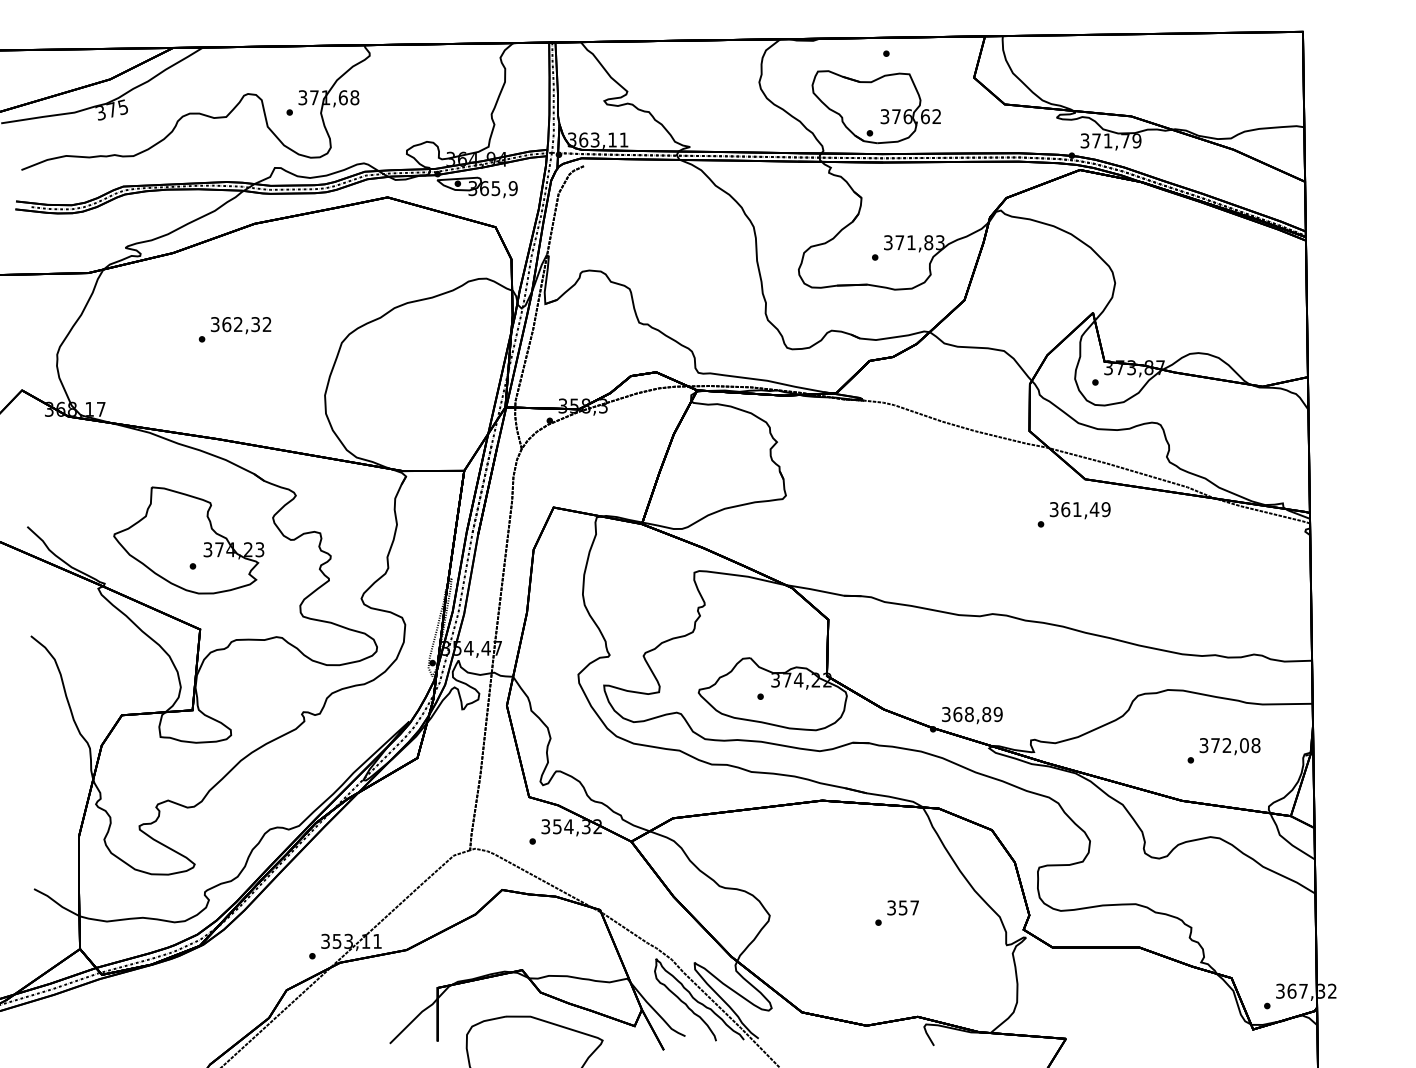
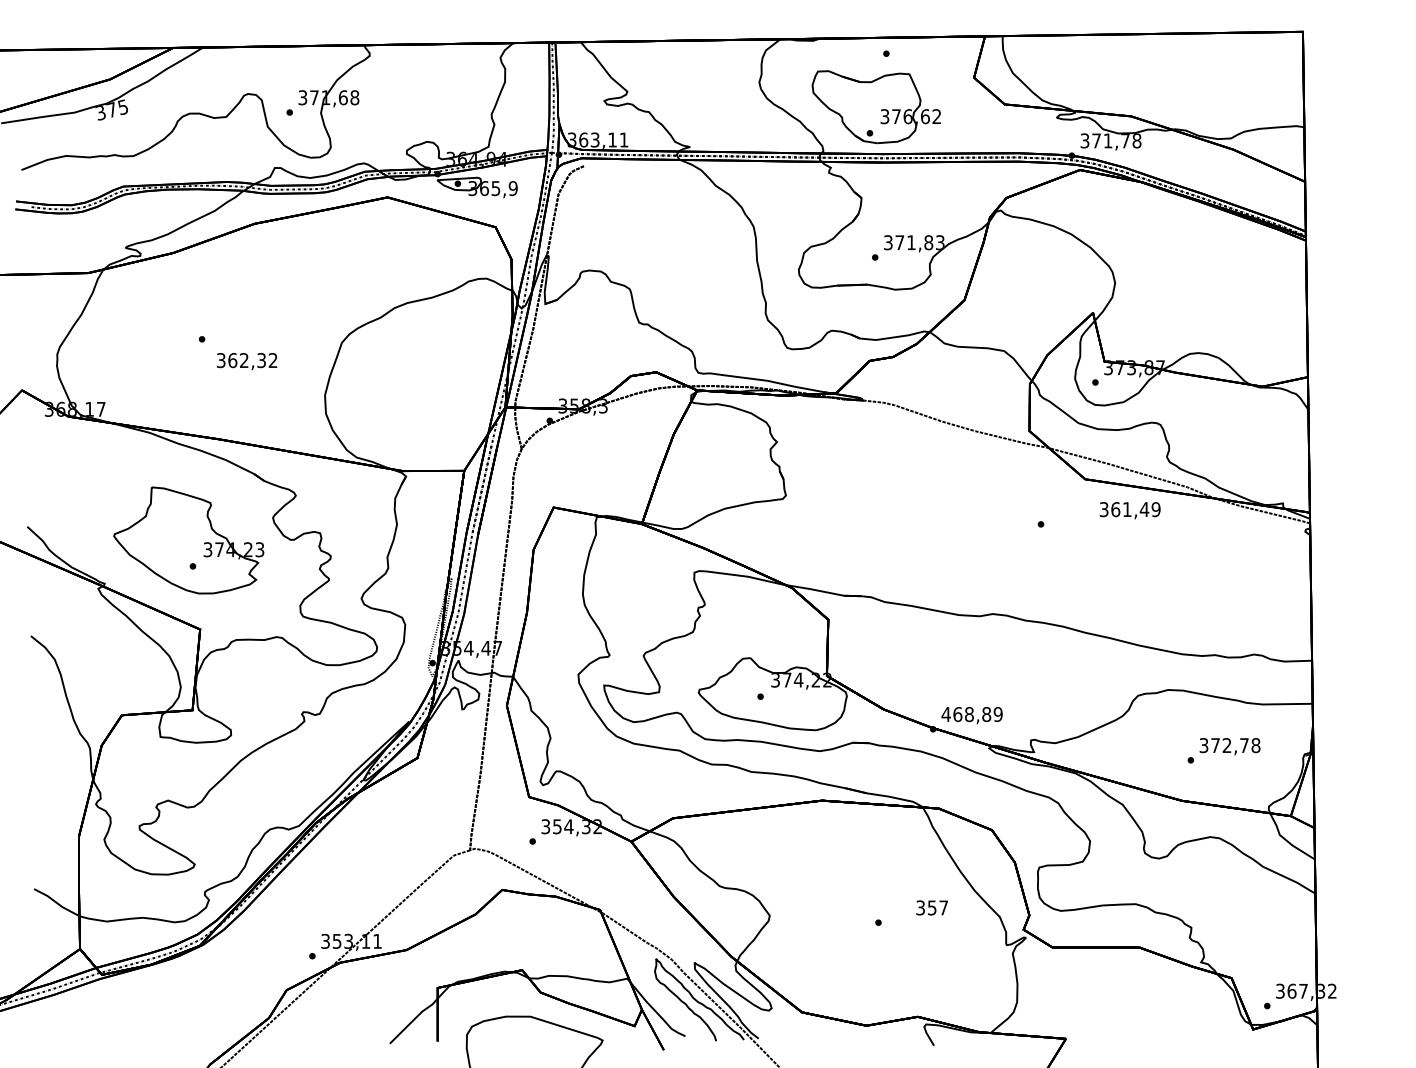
text: 371,79 -> 371,78 (1136, 140)
text position: (240, 325) -> (246, 361) (246, 361)
text position: (1079, 510) -> (1129, 510) (1129, 510)
text: 368,89 -> 468,89 (946, 714)
text: 372,08 -> 372,78 (1244, 745)
text position: (902, 907) -> (931, 907) (931, 907)
